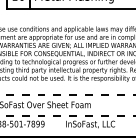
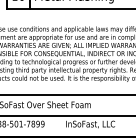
line: dashed -> solid (68, 94)
line: dashed -> solid (68, 115)
